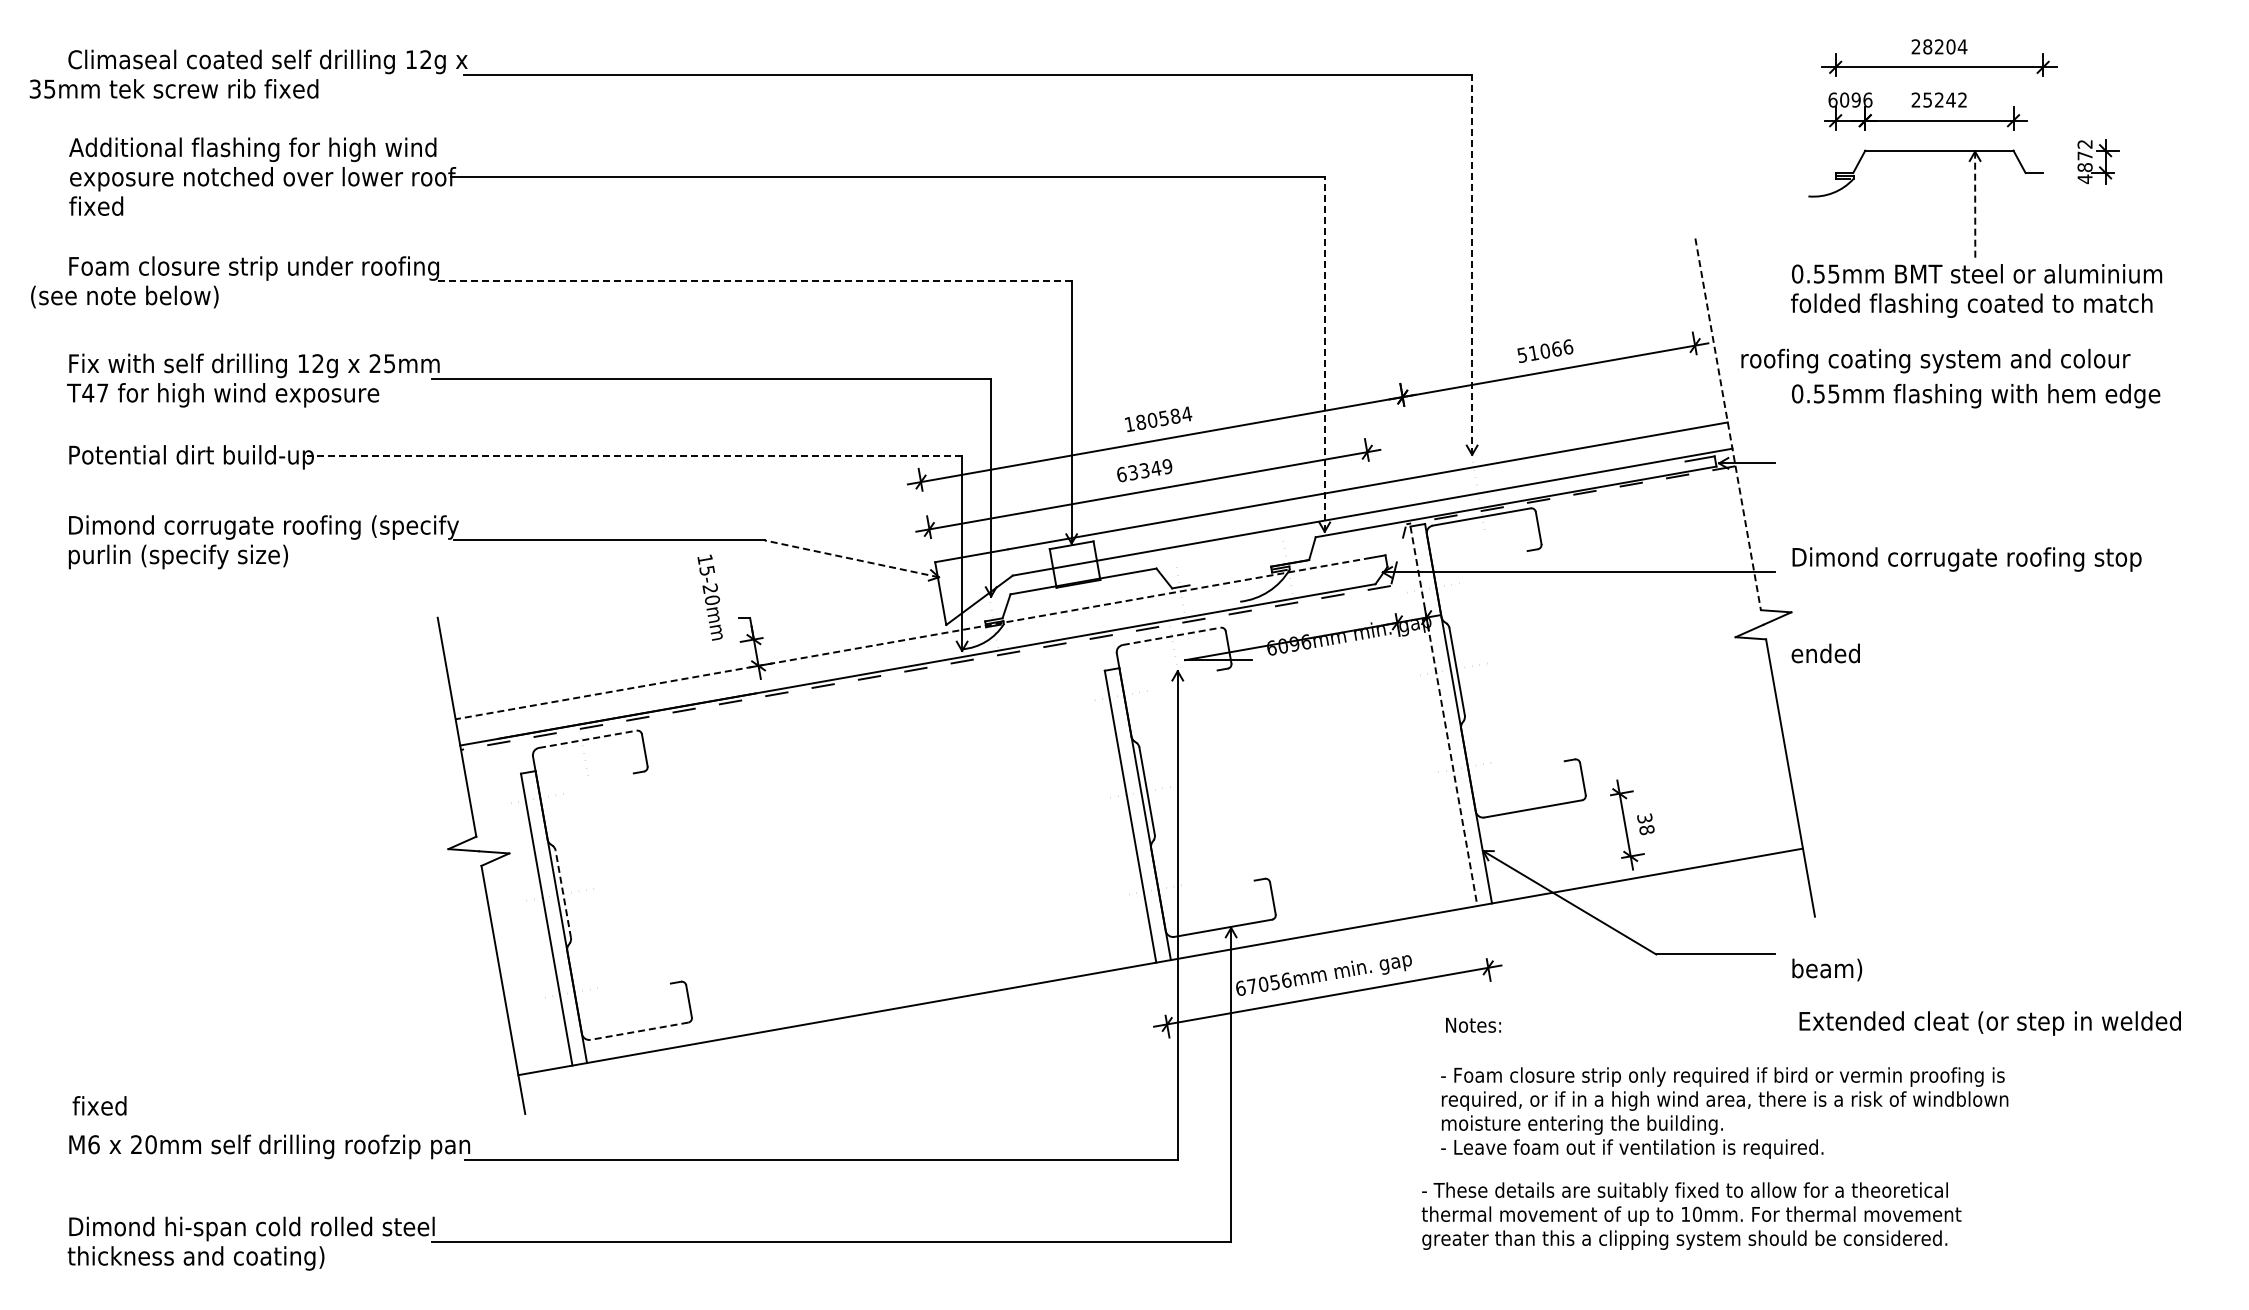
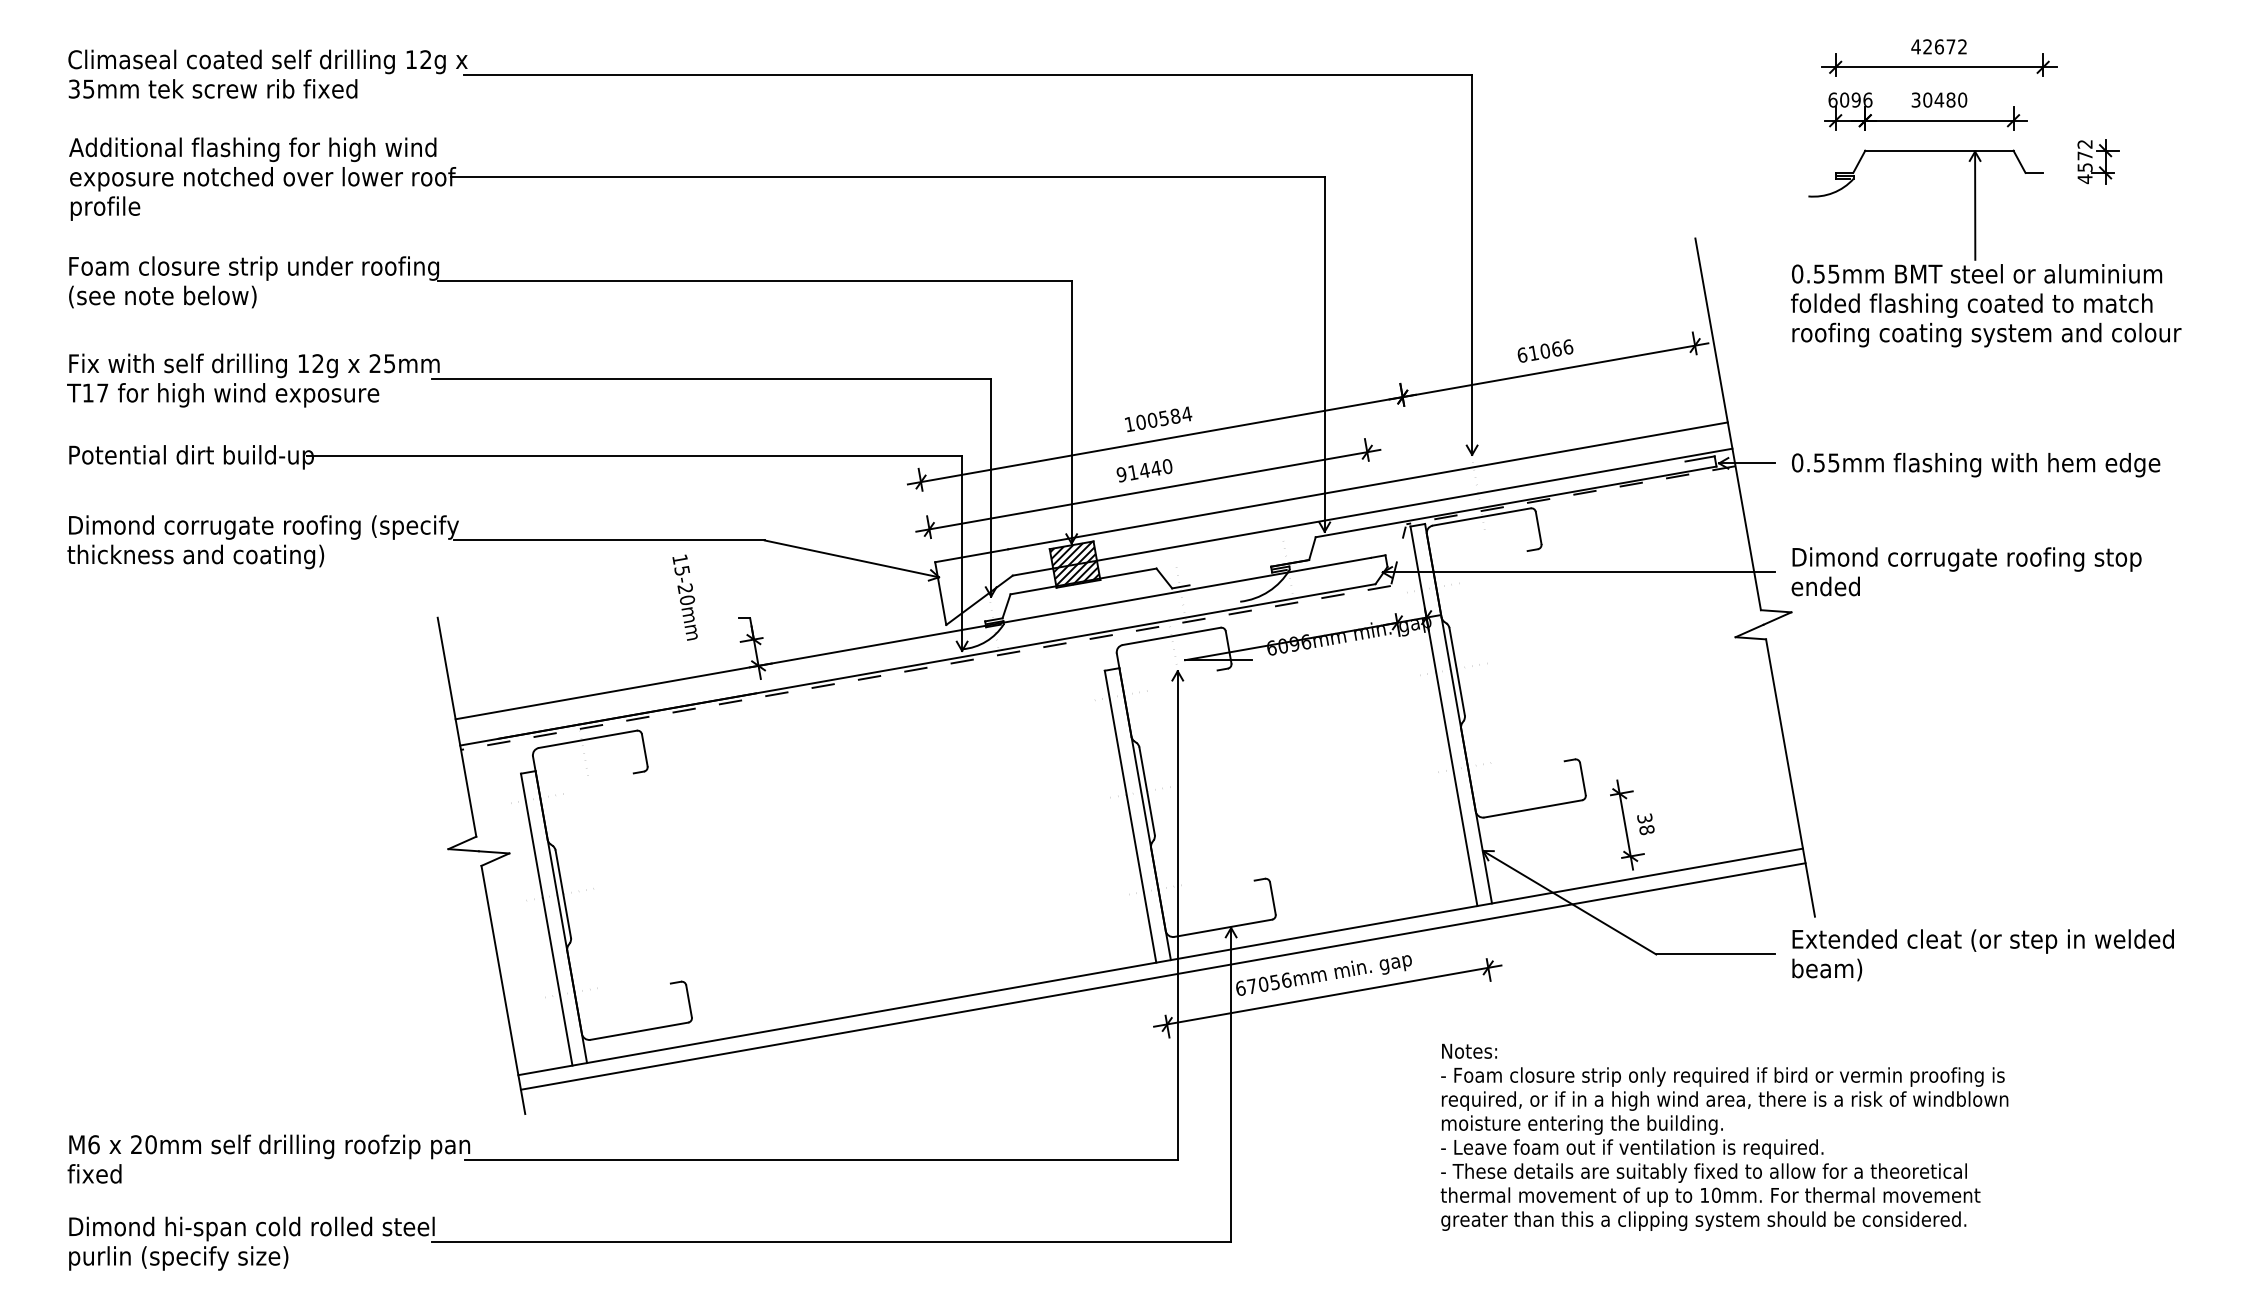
text: 28204 -> 42672 (1939, 46)
text position: (173, 88) -> (212, 88) (212, 88)
text: 25242 -> 30480 (1939, 99)
text: 4872 -> 4572 (2084, 167)
line: dashed -> solid (1975, 206)
text: fixed -> profile (104, 208)
line: dashed -> solid (1472, 264)
line: dashed -> solid (754, 281)
text position: (124, 296) -> (162, 296) (162, 296)
line: dashed -> solid (1324, 354)
text: 51066 -> 61066 (1522, 354)
text position: (1935, 360) -> (1986, 334) (1986, 334)
text: T47 -> T17 (88, 392)
text position: (1976, 396) -> (1976, 465) (1976, 465)
text: 180584 -> 100584 (1141, 421)
line: dashed -> solid (1728, 424)
line: dashed -> solid (634, 455)
text: 63349 -> 91440 (1144, 470)
text: purlin (specify size) -> thickness and coating) (195, 556)
line: dashed -> solid (851, 558)
hatch: none -> present (1074, 563)
text position: (709, 597) -> (684, 597) (684, 597)
line: dashed -> solid (1171, 636)
line: dashed -> solid (913, 638)
text position: (1825, 653) -> (1825, 586) (1825, 586)
line: dashed -> solid (1443, 716)
line: dashed -> solid (587, 739)
line: dashed -> solid (563, 893)
line: none -> present (1162, 976)
text position: (1989, 1023) -> (1982, 941) (1982, 941)
text position: (1473, 1024) -> (1469, 1050) (1469, 1050)
line: dashed -> solid (639, 1031)
text position: (99, 1105) -> (94, 1173) (94, 1173)
text position: (1691, 1215) -> (1710, 1196) (1710, 1196)
text: thickness and coating) -> purlin (specify size) (195, 1258)
